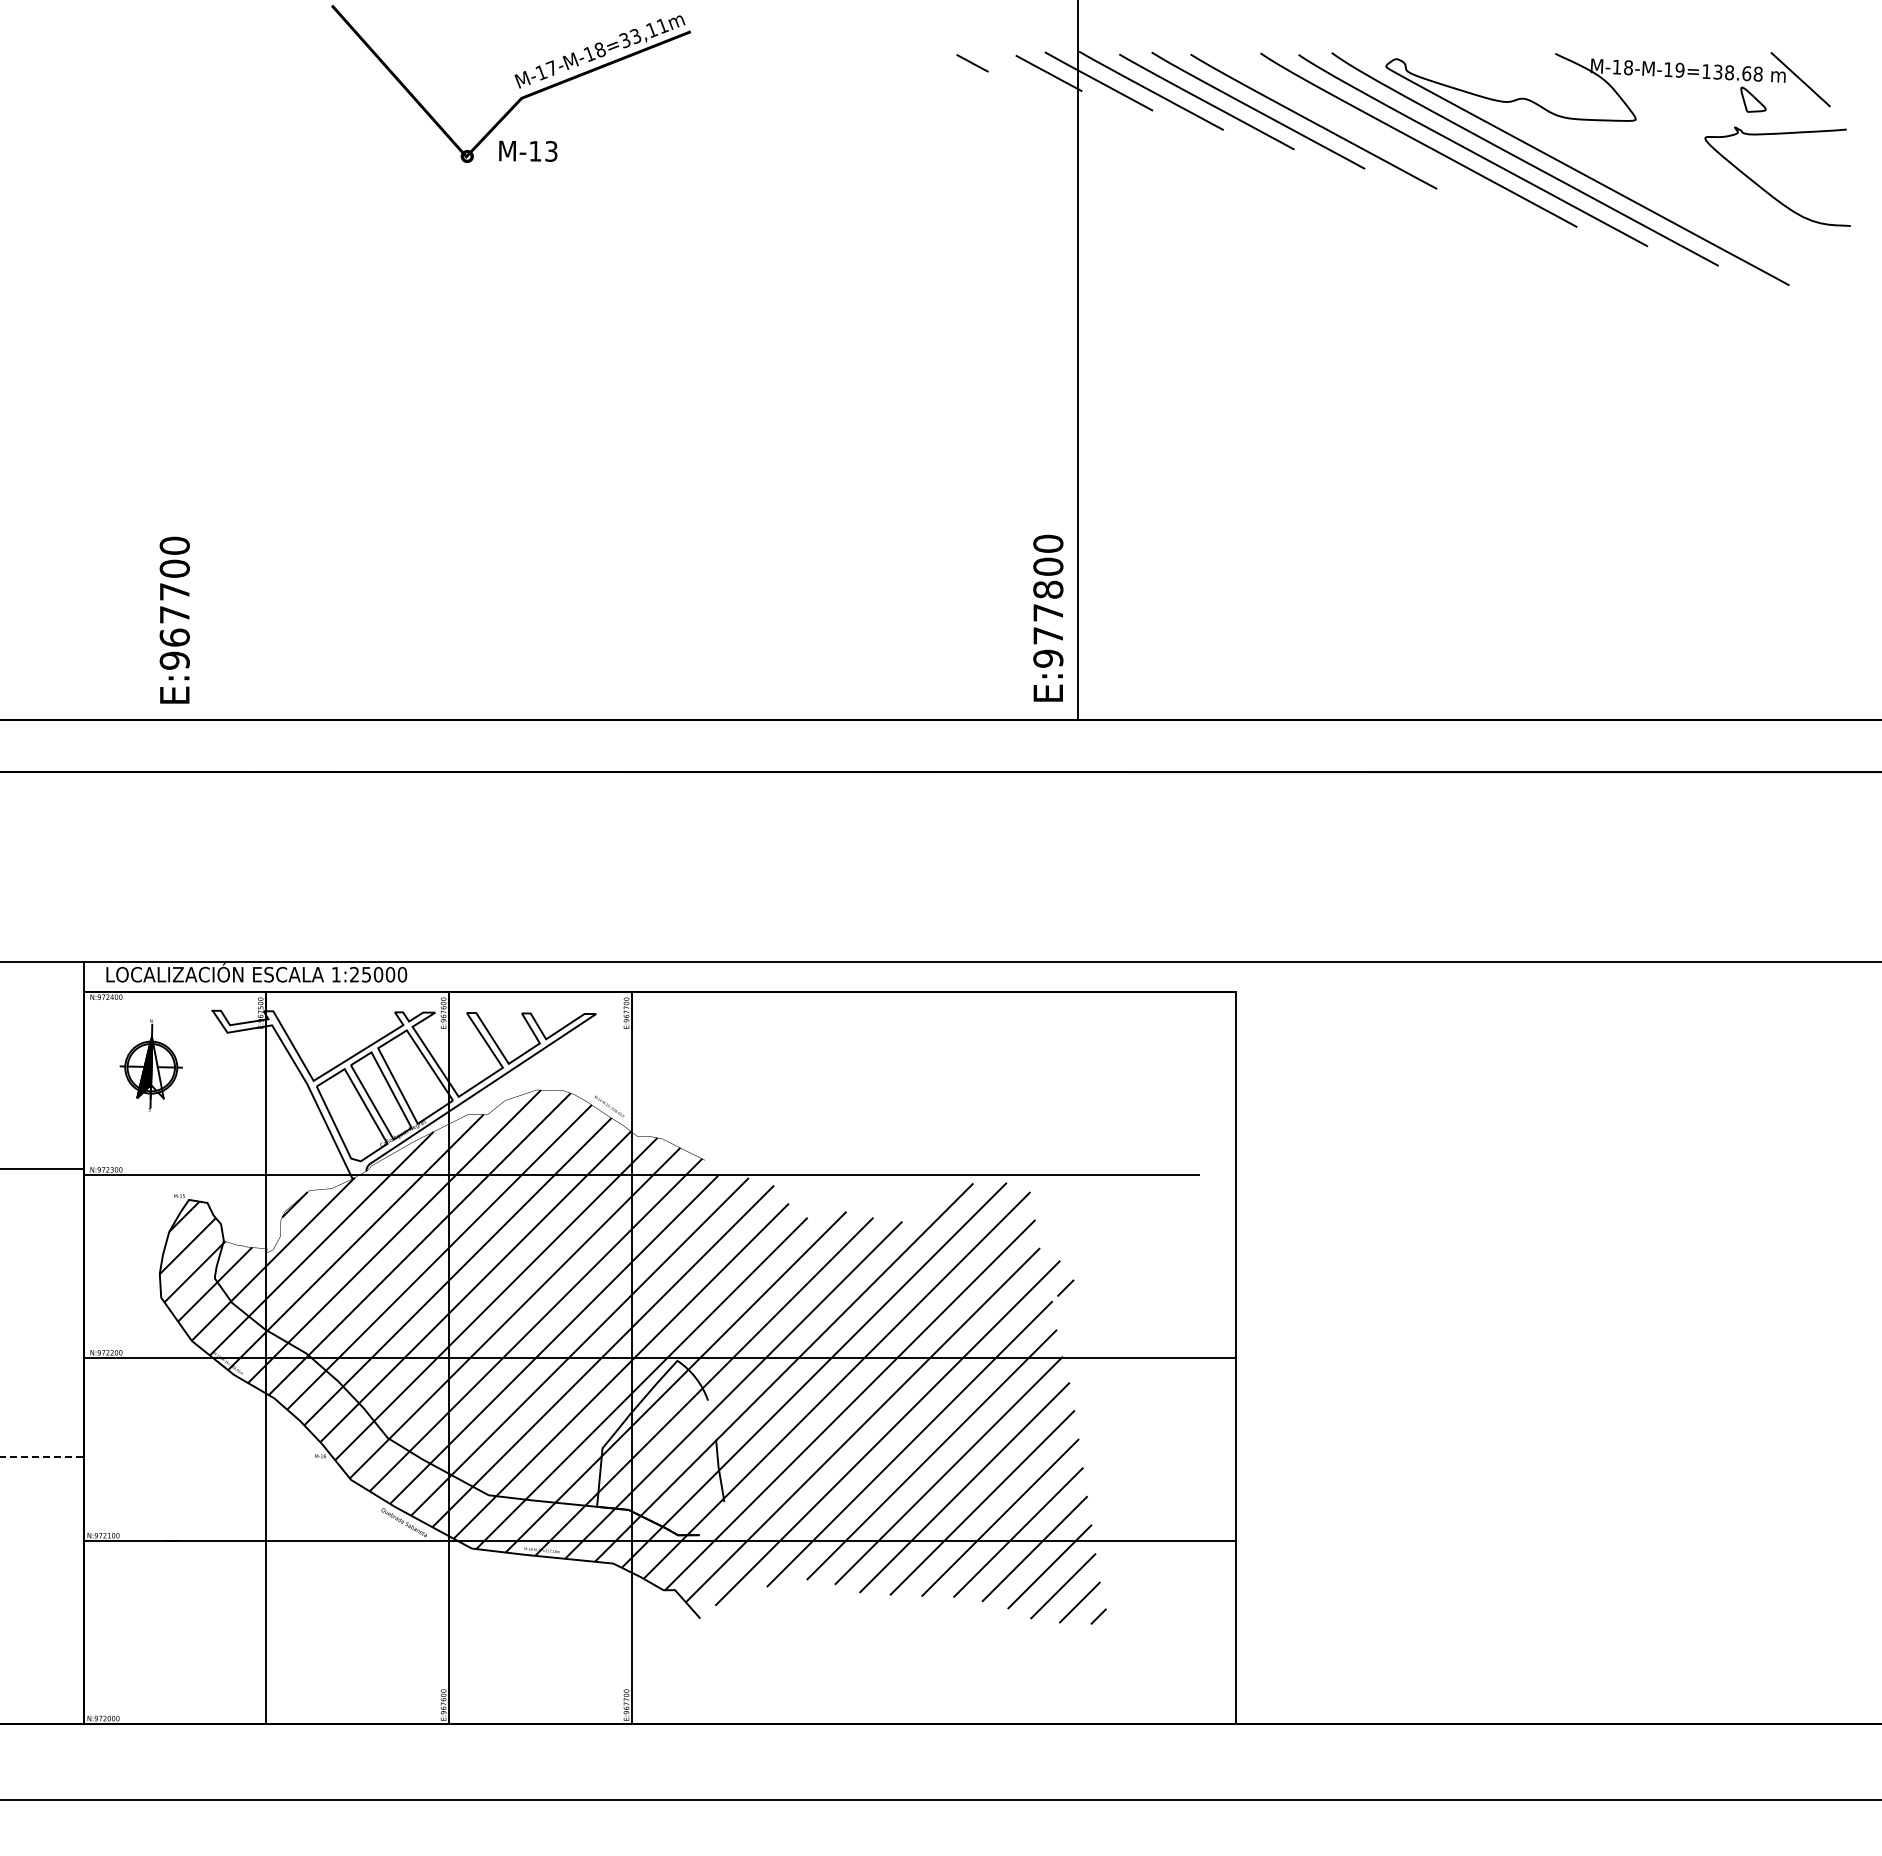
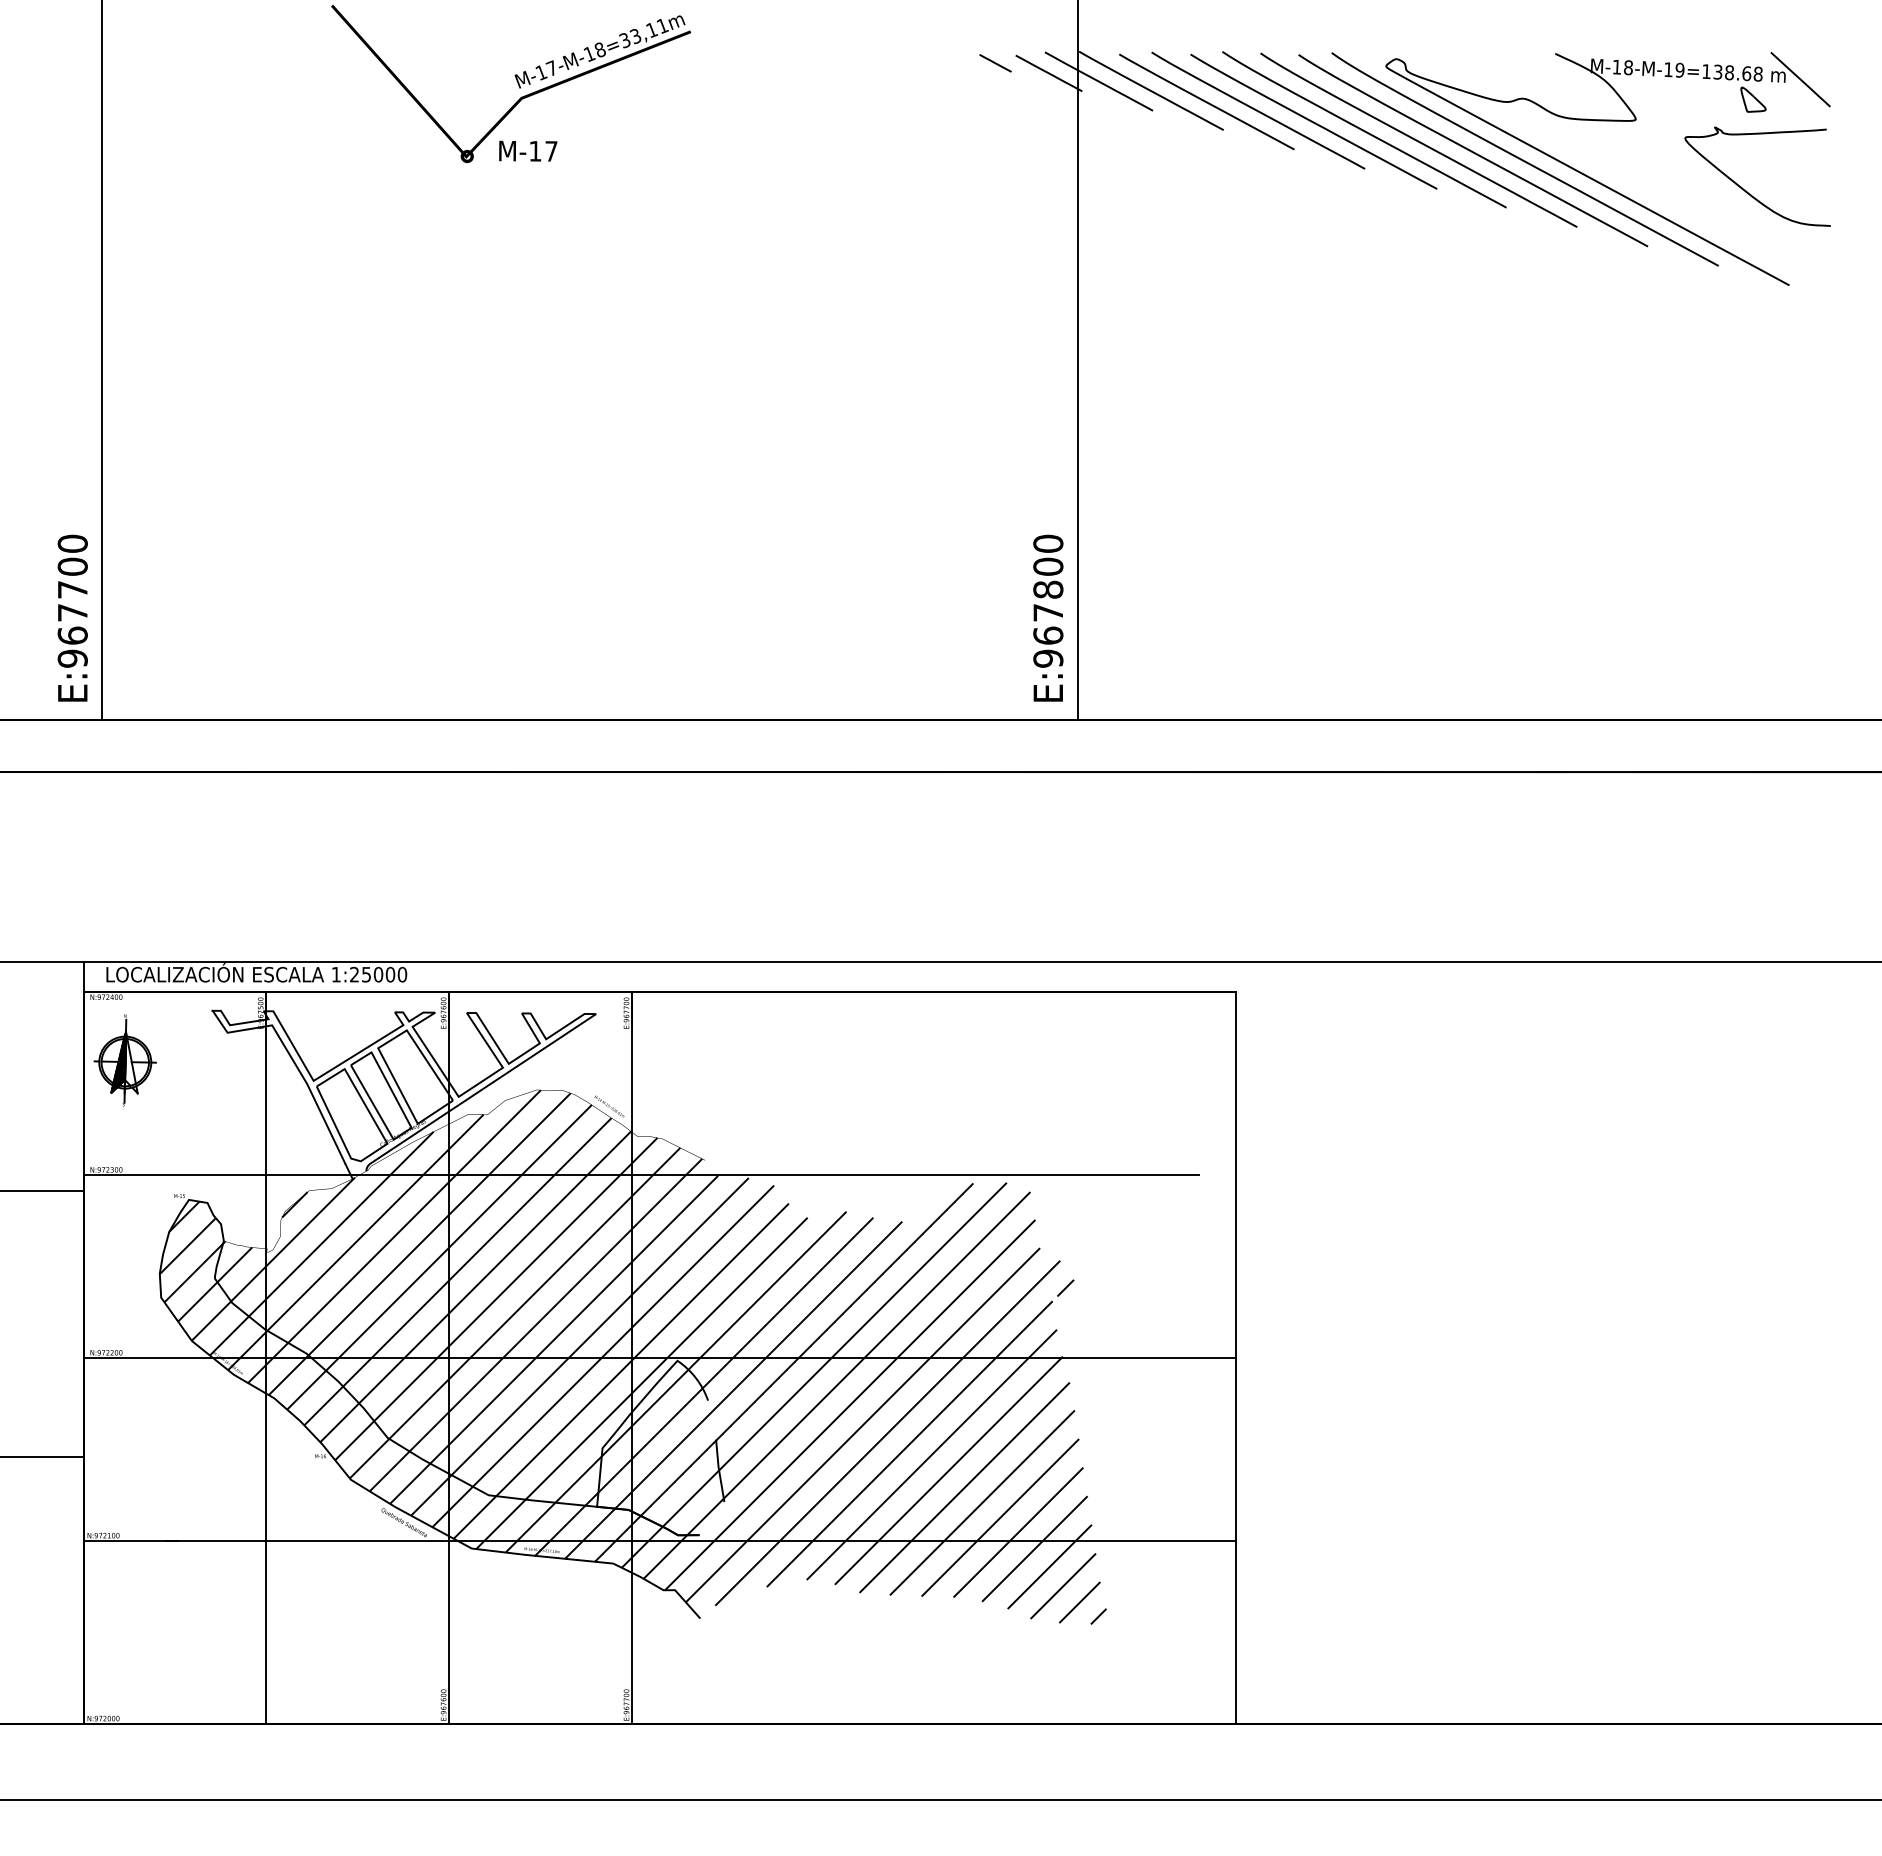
line position: (972, 63) -> (995, 63) (995, 63)
curve: none -> present (1363, 129)
text: M-13 -> M-17 (551, 151)
curve position: (1766, 190) -> (1746, 190) (1746, 190)
line: none -> present (102, 360)
text position: (174, 619) -> (72, 617) (72, 617)
text: E:977800 -> E:967800 (1048, 635)
part position: (150, 1065) -> (124, 1060) (124, 1060)
line position: (43, 1168) -> (43, 1190) (43, 1190)
line: dashed -> solid (42, 1457)
